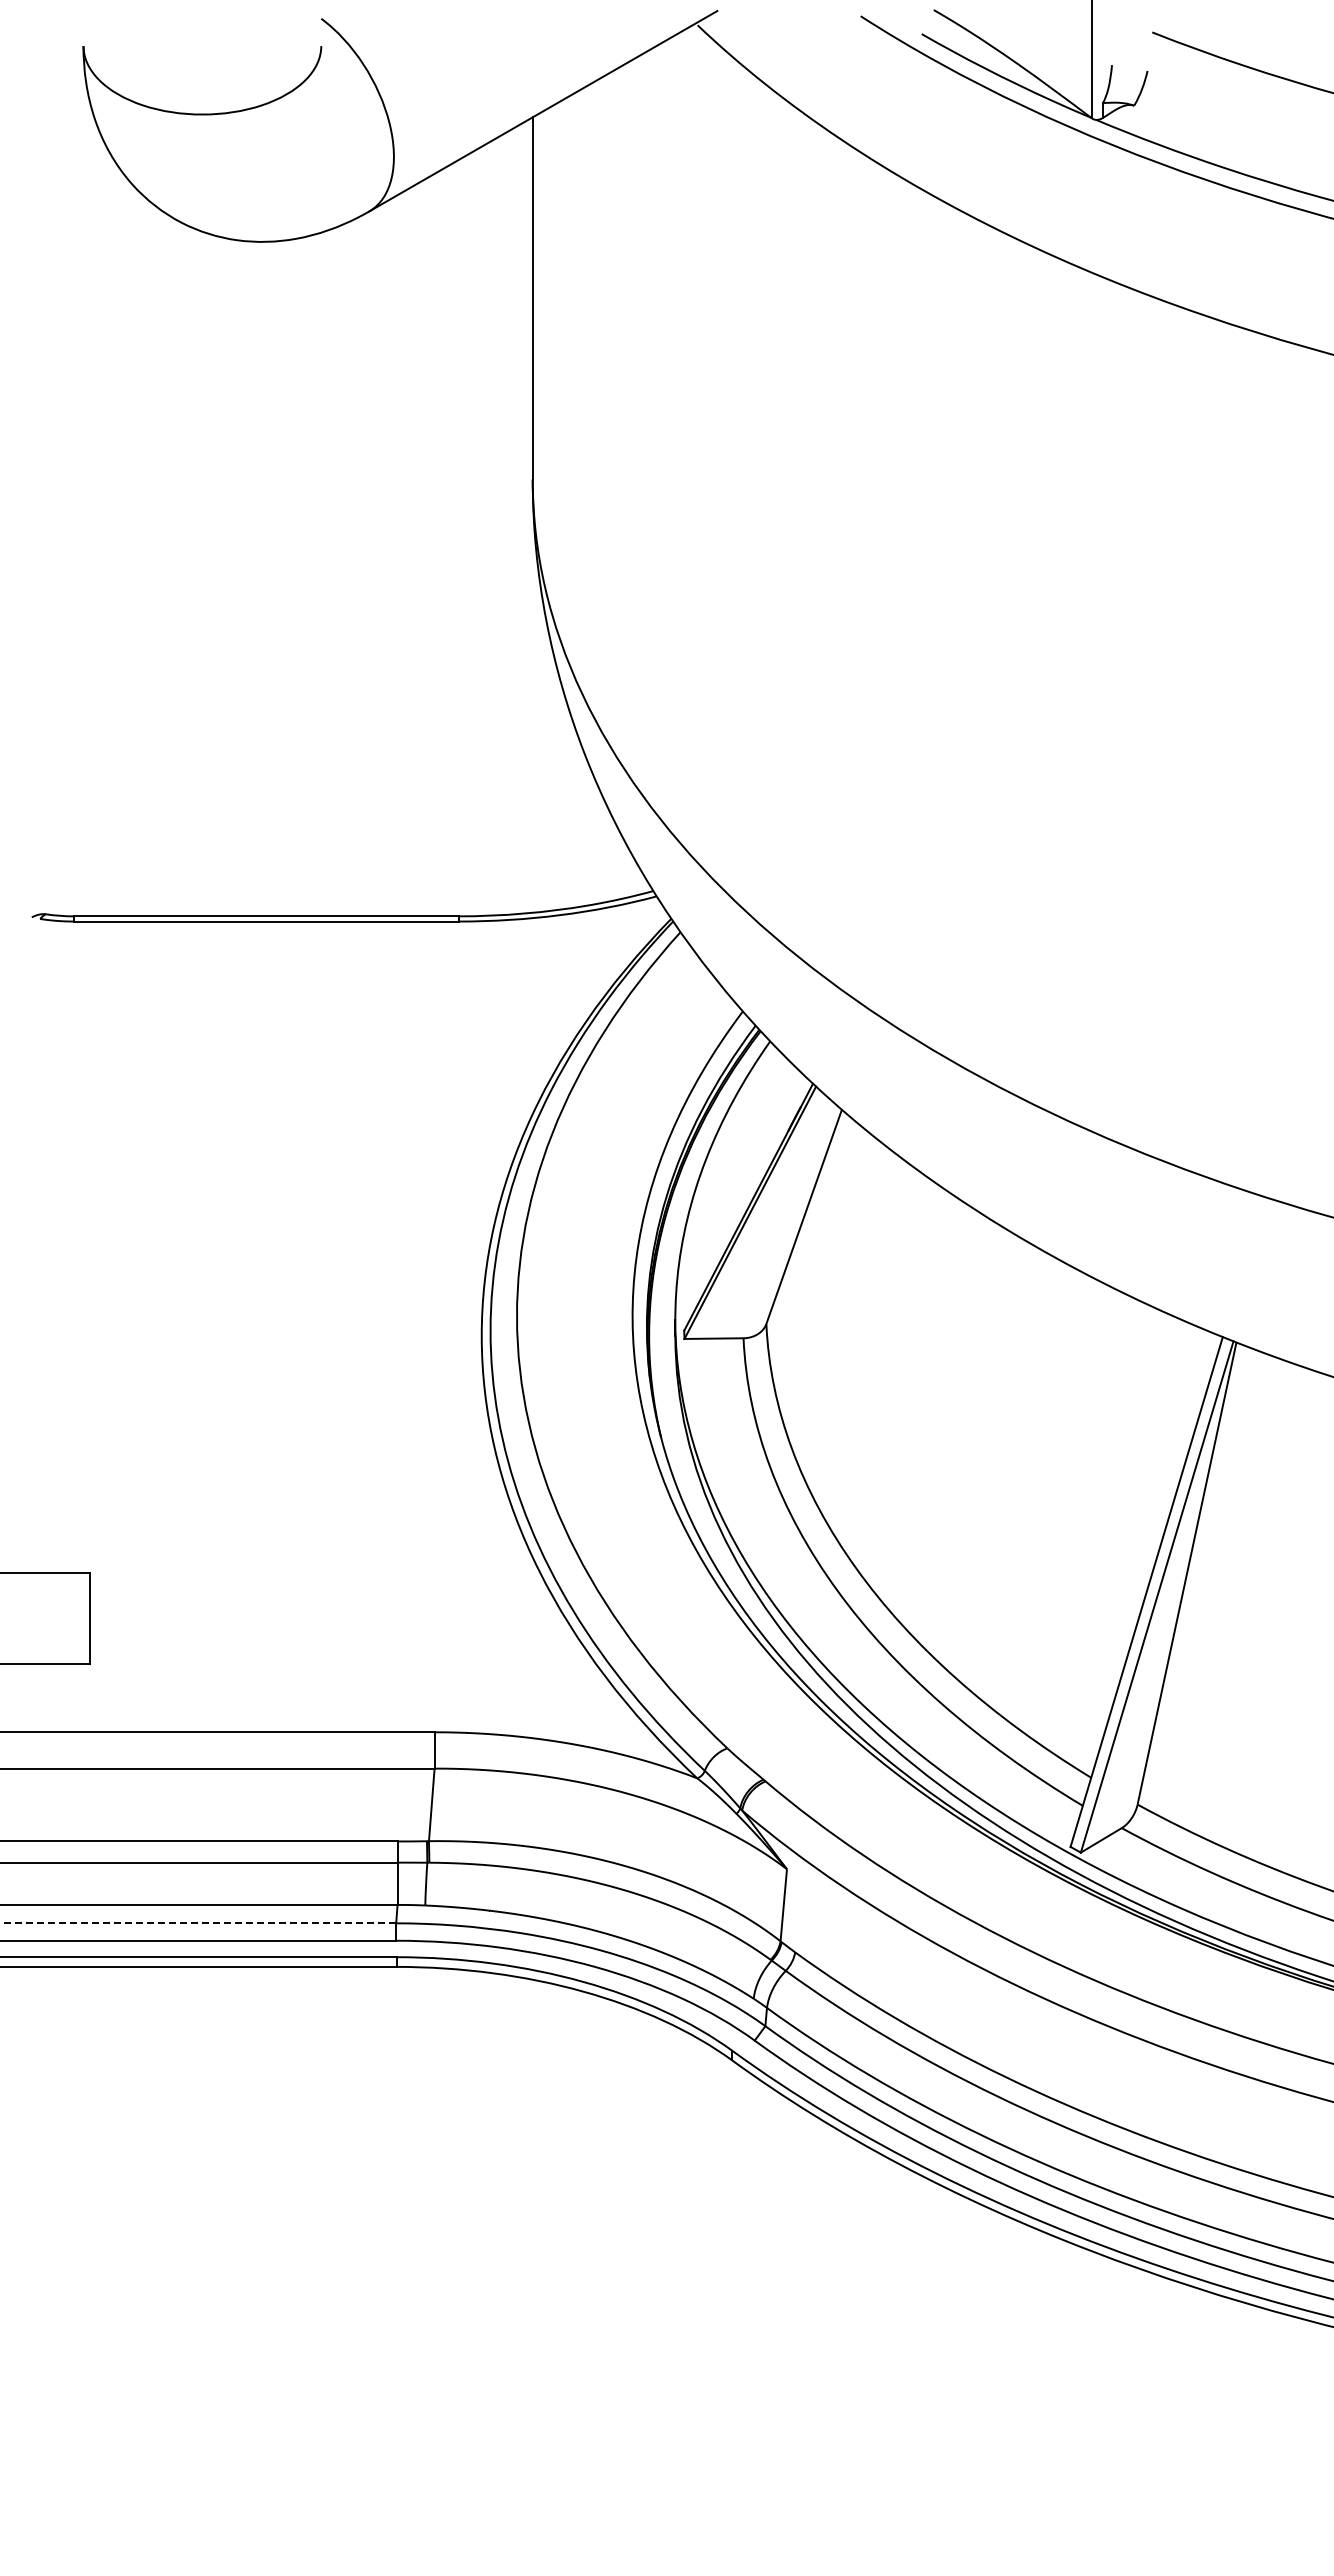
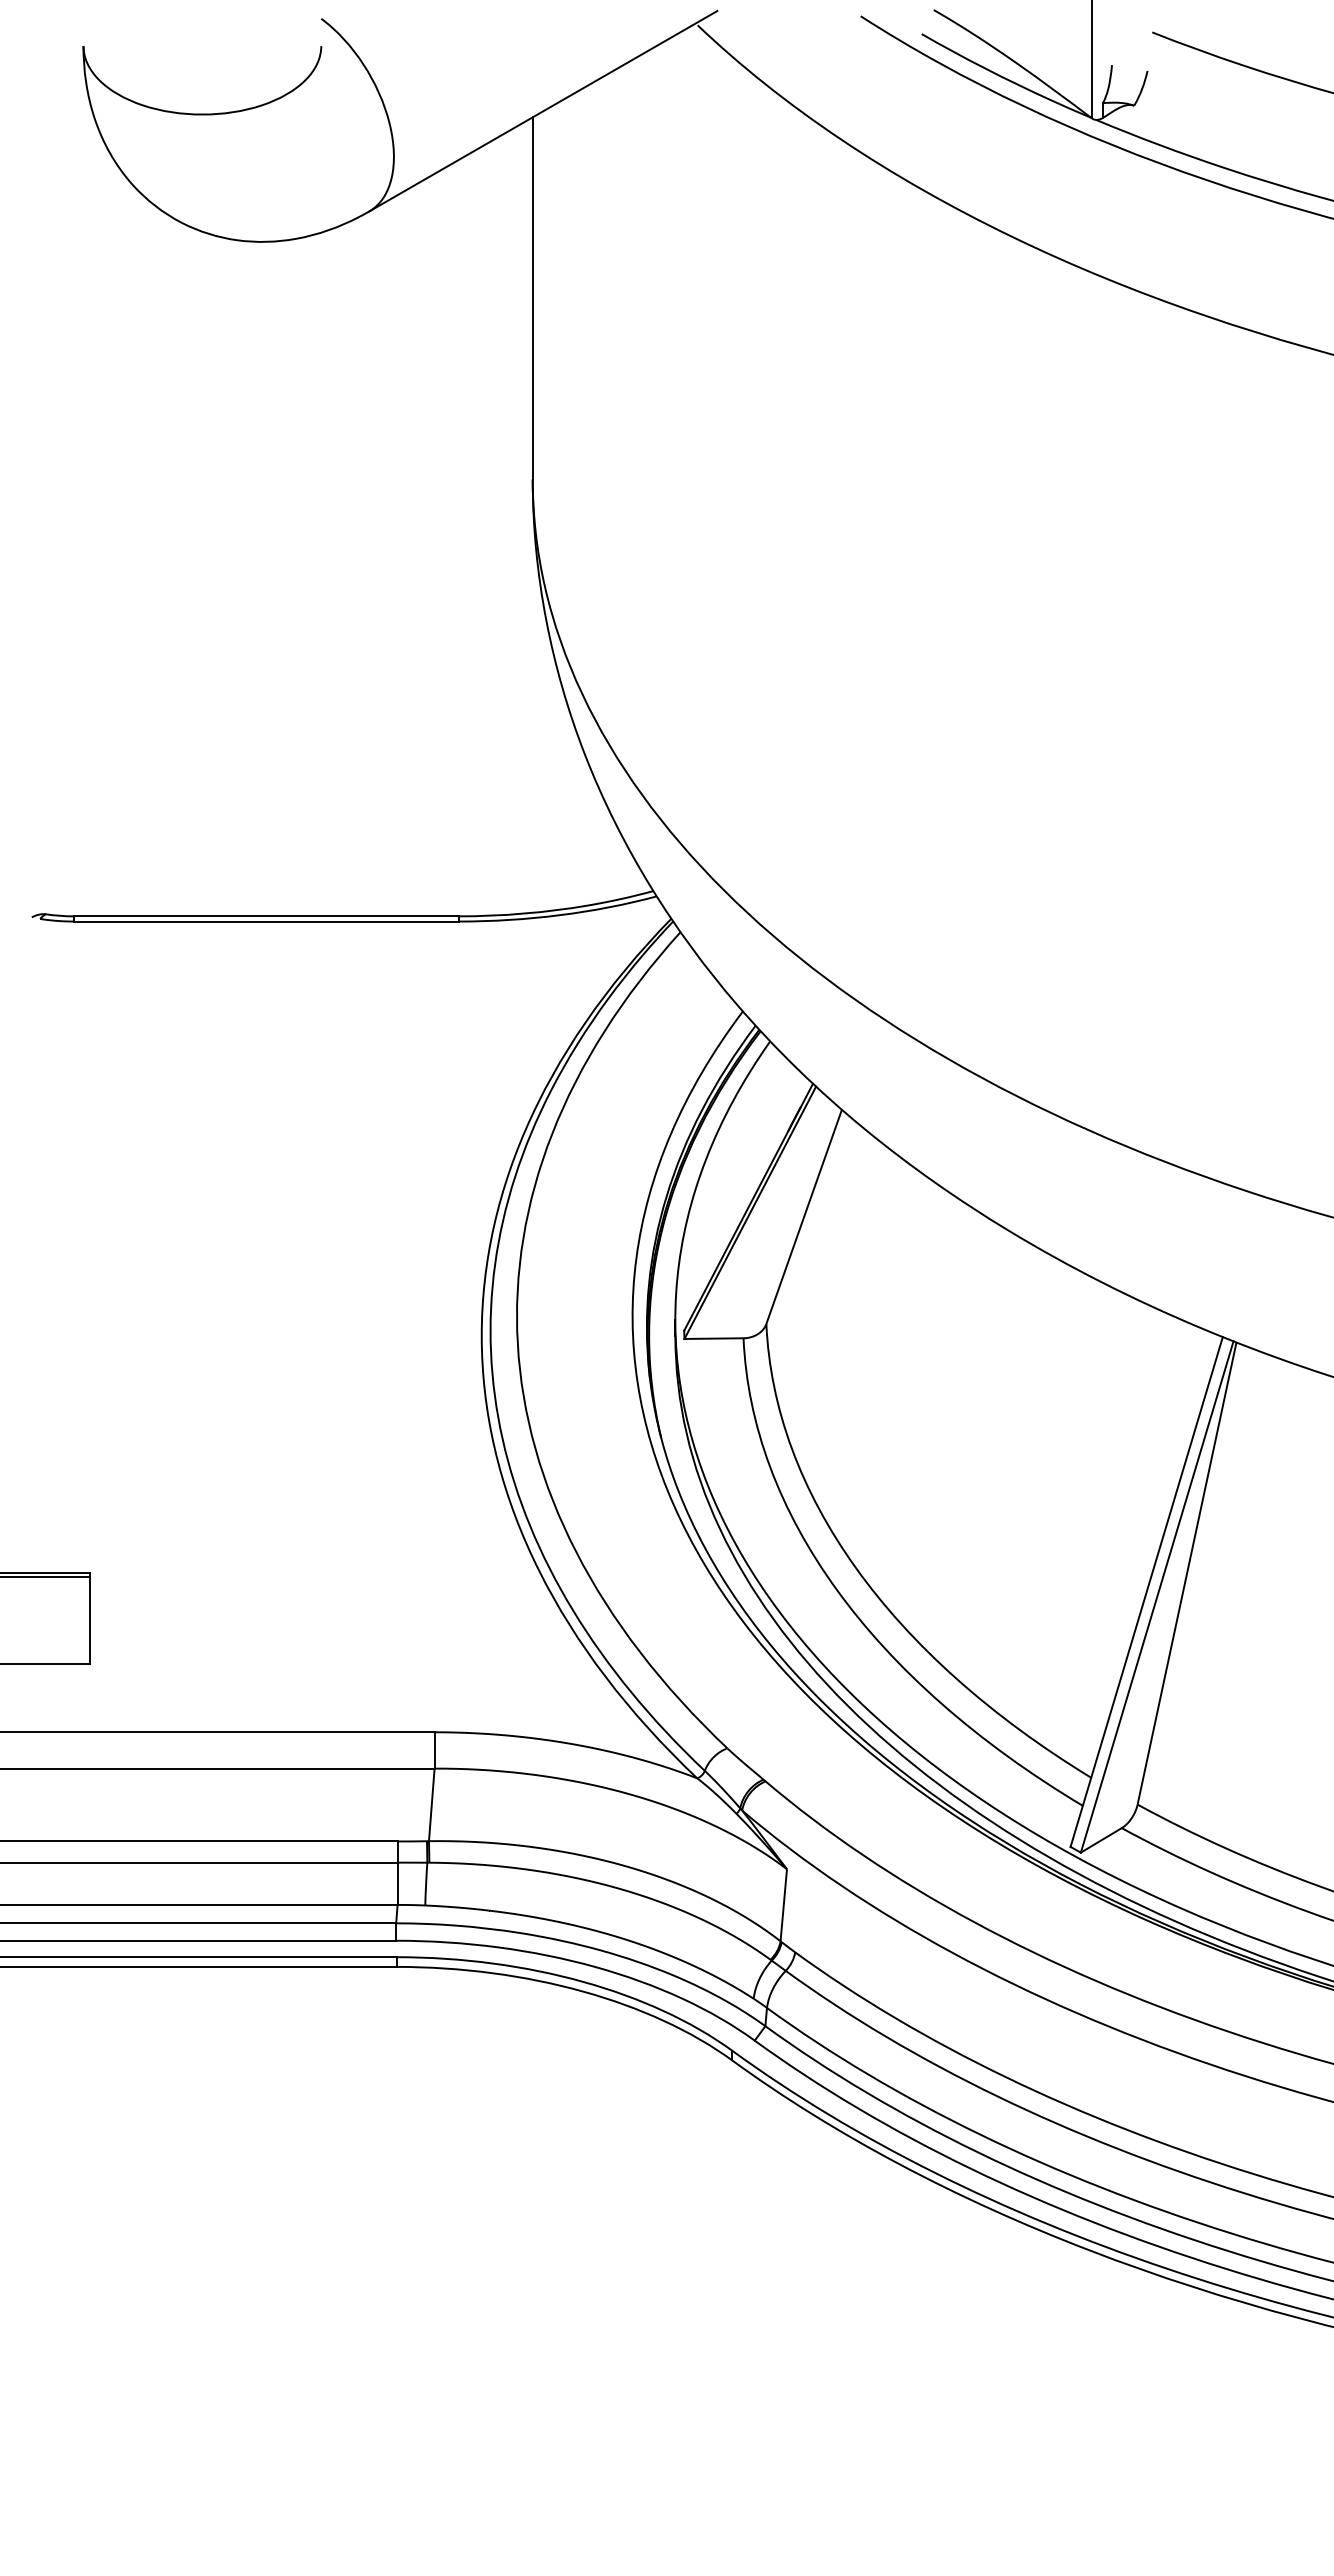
line: none -> present (45, 1577)
line: dashed -> solid (198, 1923)
